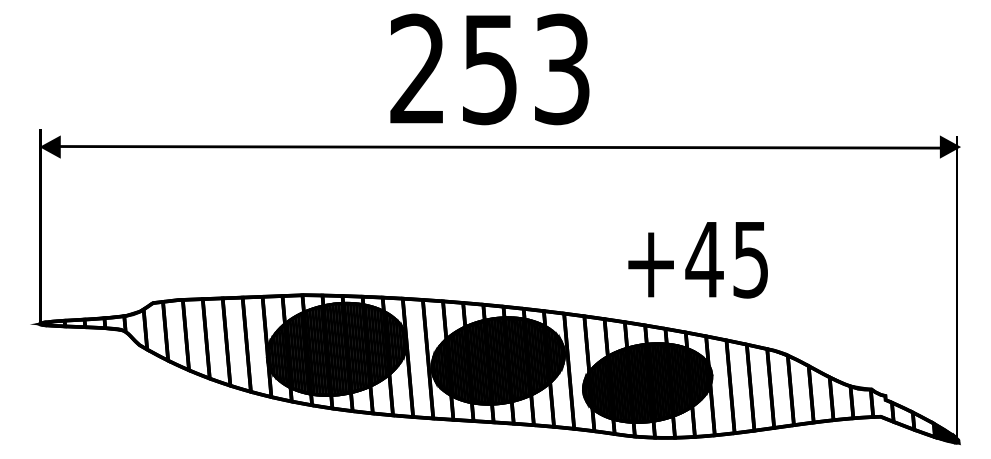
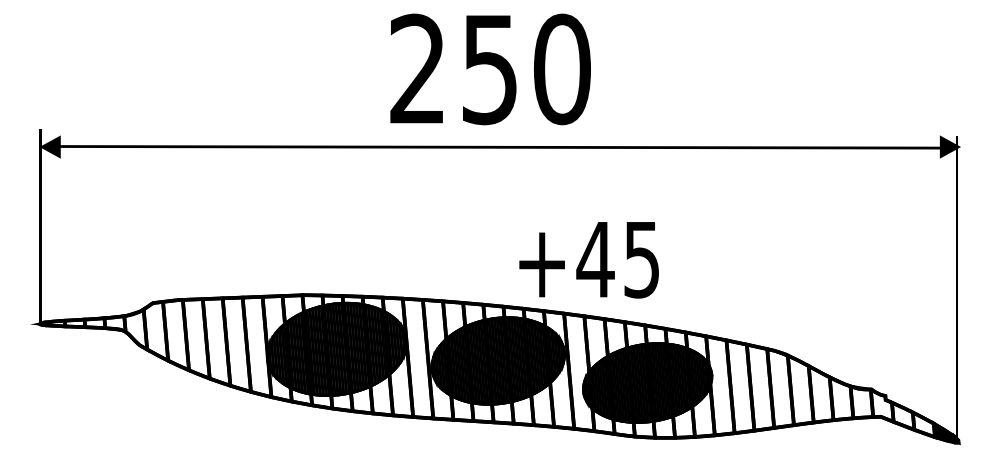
text: 253 -> 250 (562, 69)
text position: (697, 260) -> (588, 260) (588, 260)
